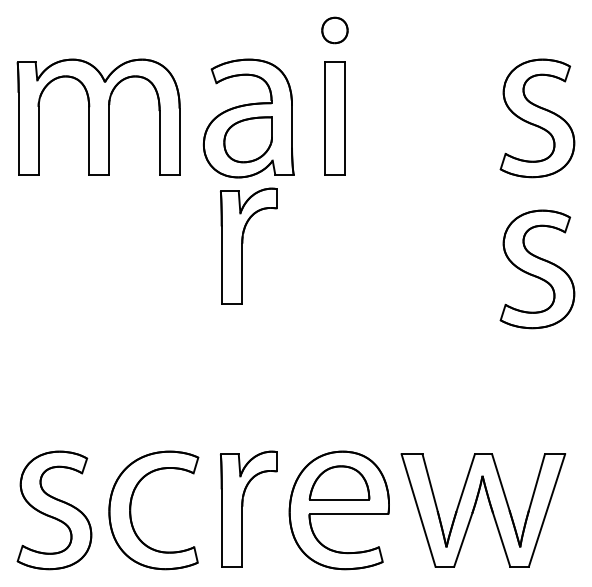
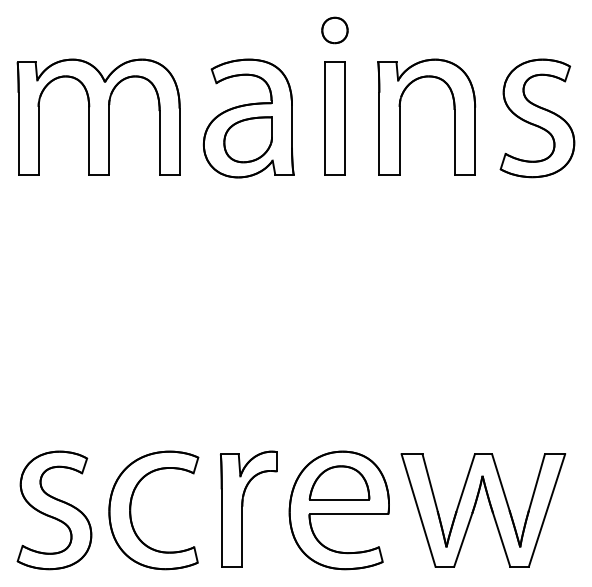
part: none -> present (400, 116)
part: present -> none (248, 245)
part: present -> none (537, 269)
